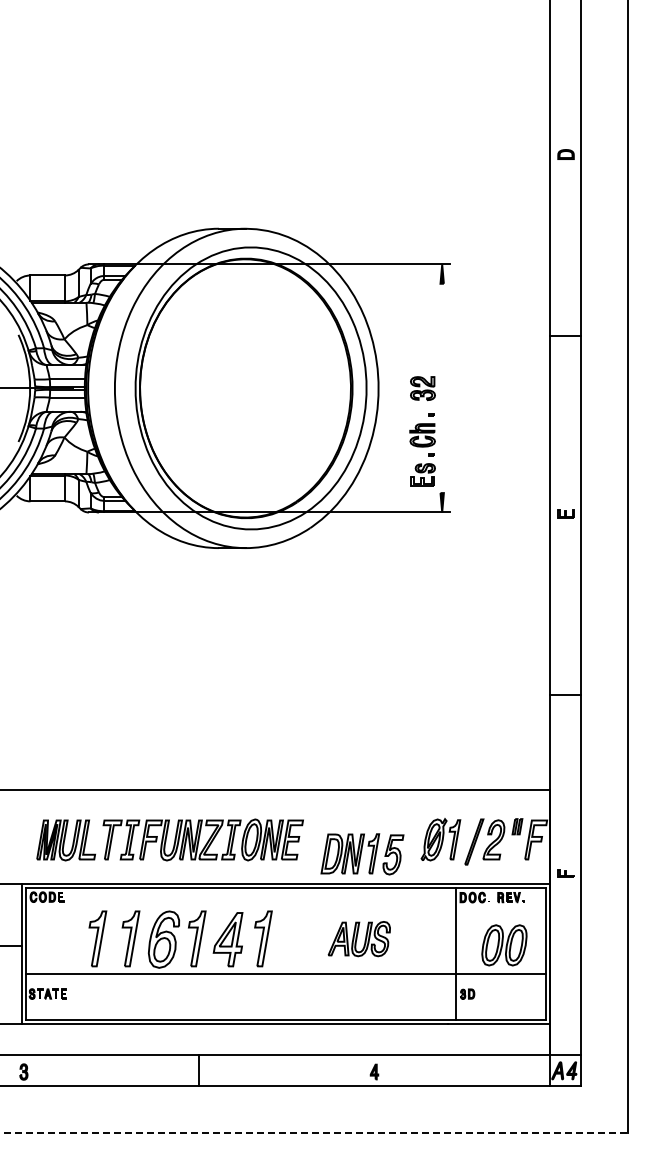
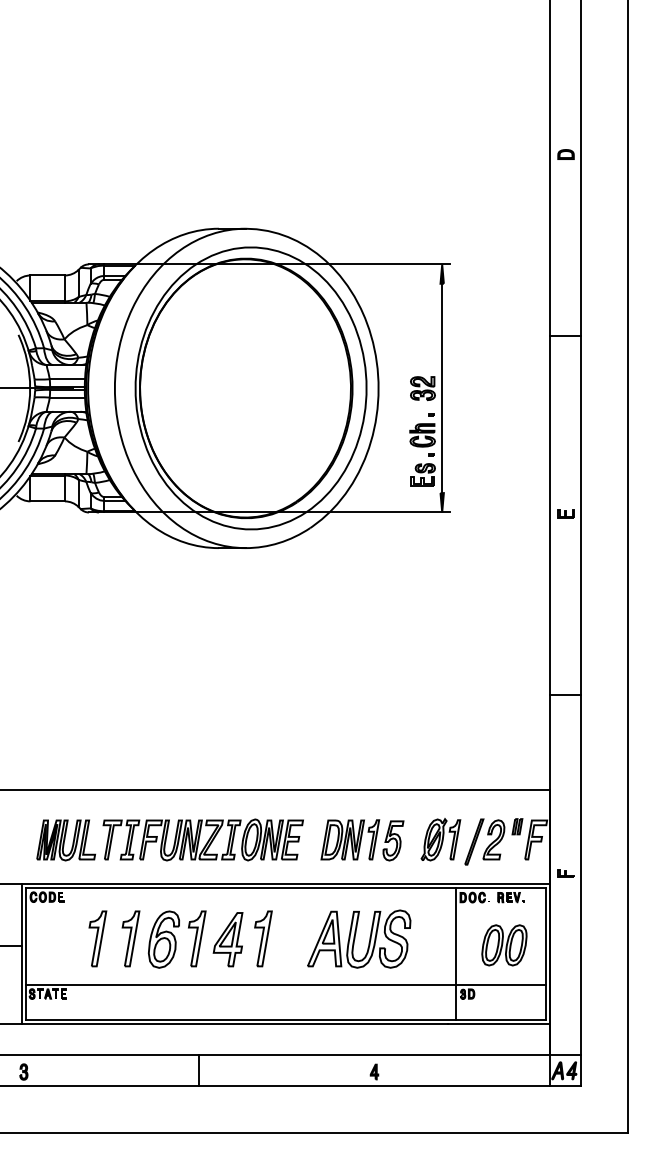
line: none -> present (442, 388)
part position: (362, 854) -> (362, 840) (362, 840)
part size: 64x37 px -> 105x60 px (359, 938)
line position: (285, 973) -> (285, 984) (285, 984)
line: dashed -> solid (314, 1132)
